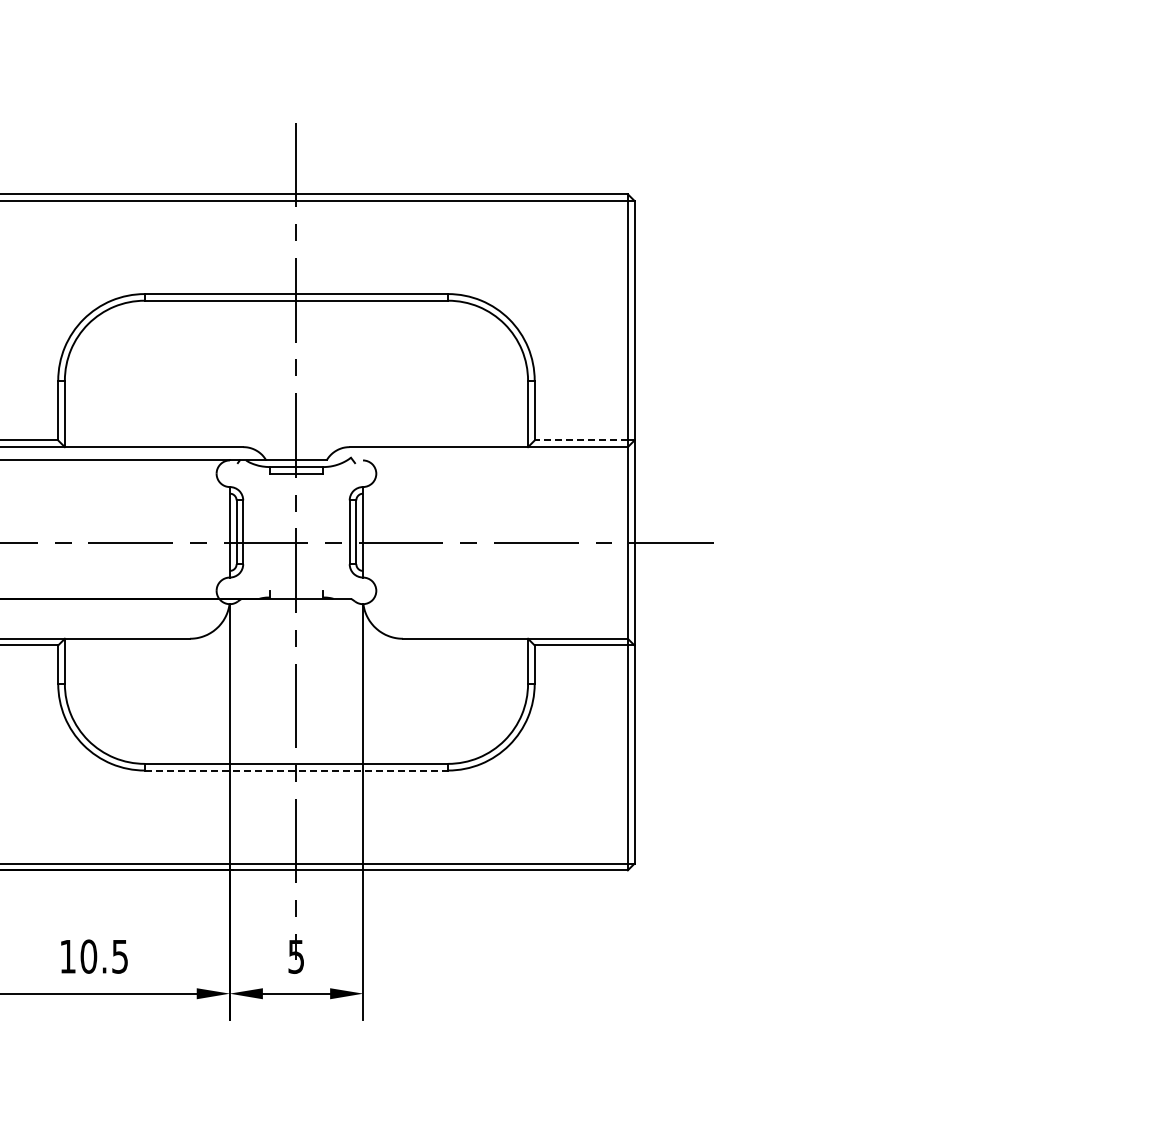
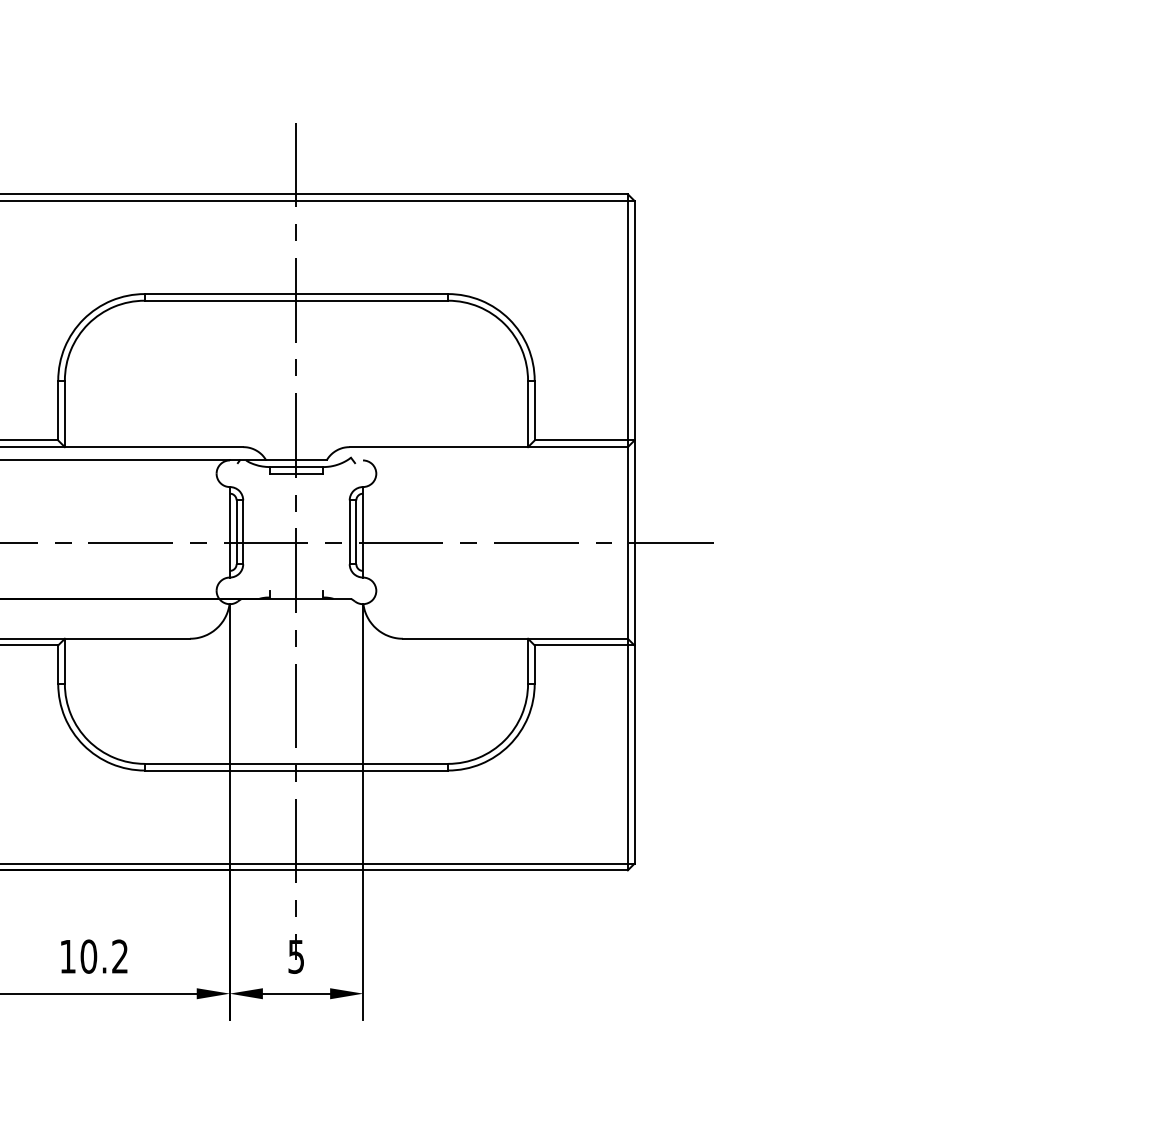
line: dashed -> solid (581, 440)
line: dashed -> solid (296, 770)
text: 10.5 -> 10.2 (119, 956)
